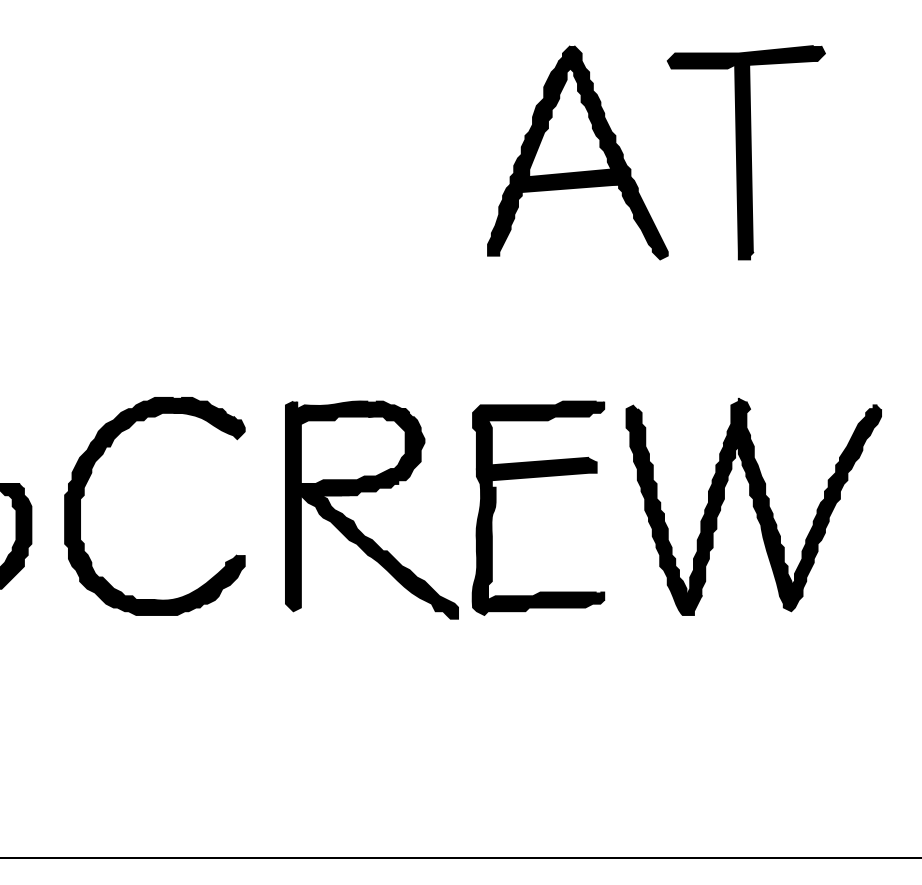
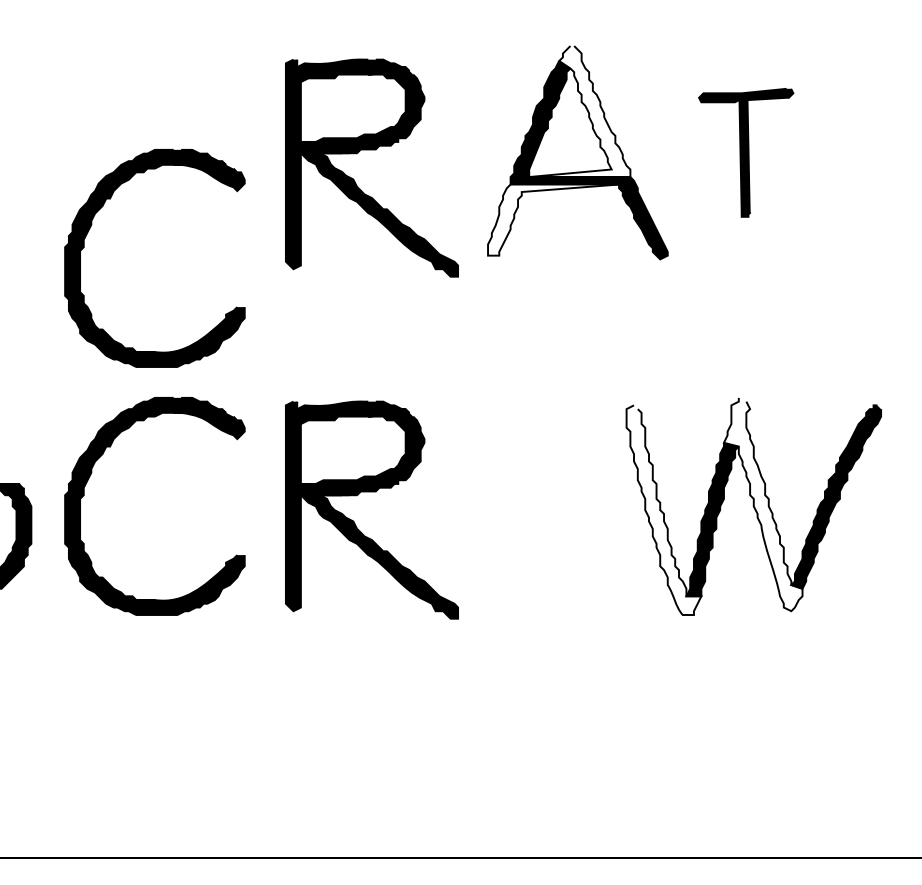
fill: present -> none (579, 111)
part: none -> present (371, 150)
part size: 160x216 px -> 97x130 px (746, 152)
fill: present -> none (553, 219)
part: none -> present (91, 226)
part: present -> none (531, 478)
fill: present -> none (762, 504)
fill: present -> none (663, 509)
